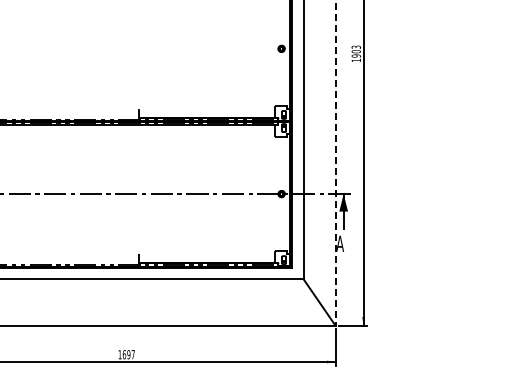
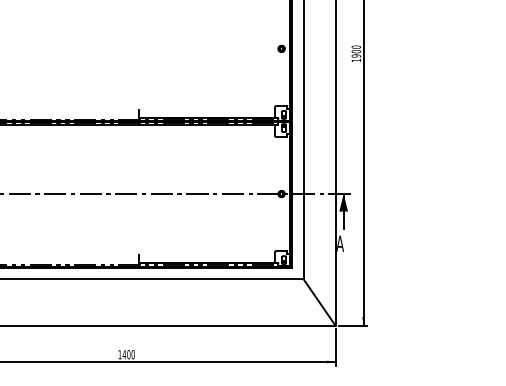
text: 1903 -> 1900 (355, 46)
line: dashed -> solid (335, 163)
text: 1697 -> 1400 (128, 354)
